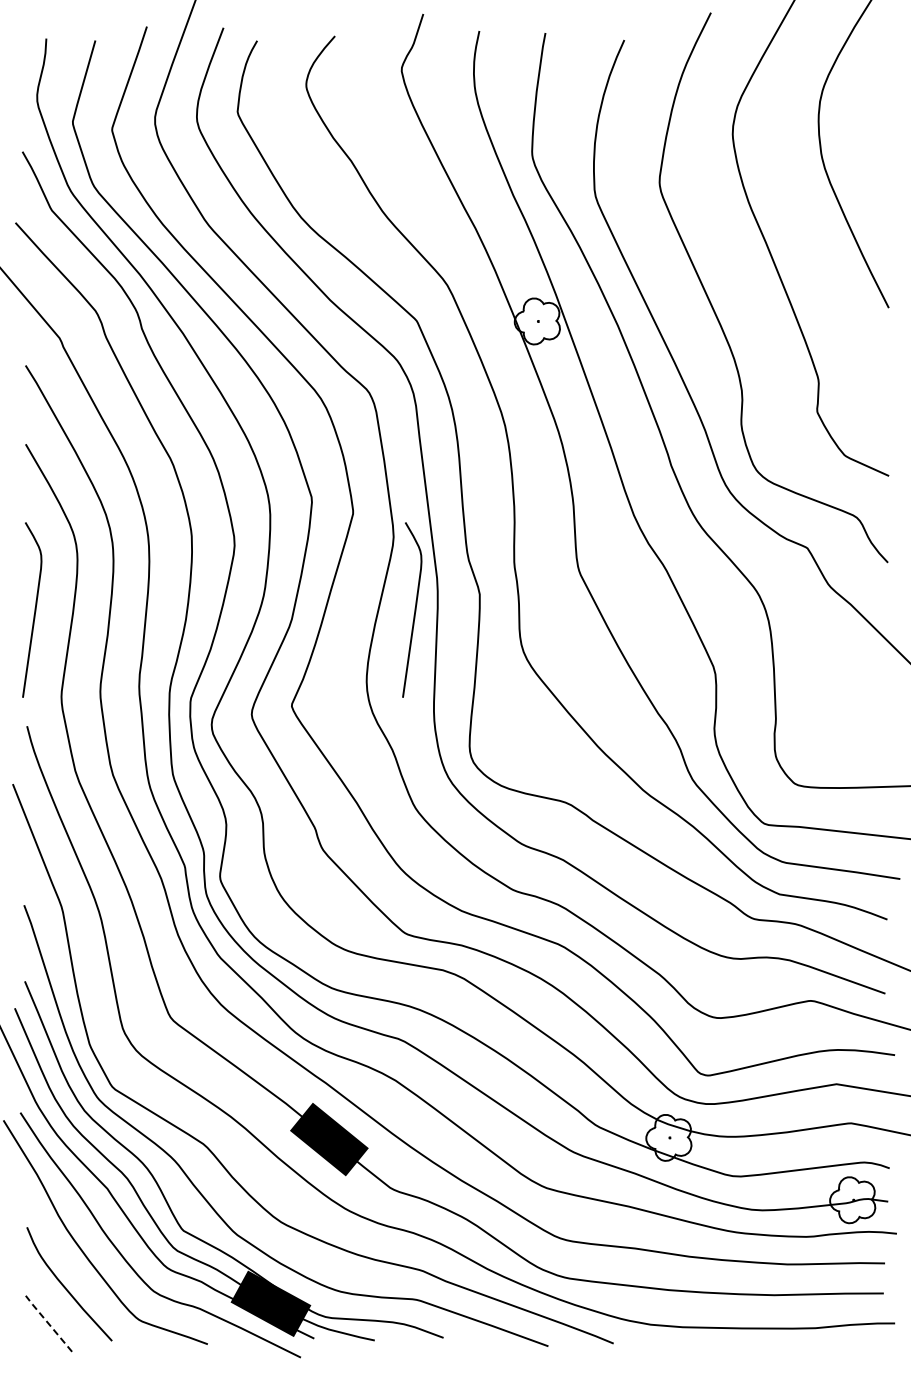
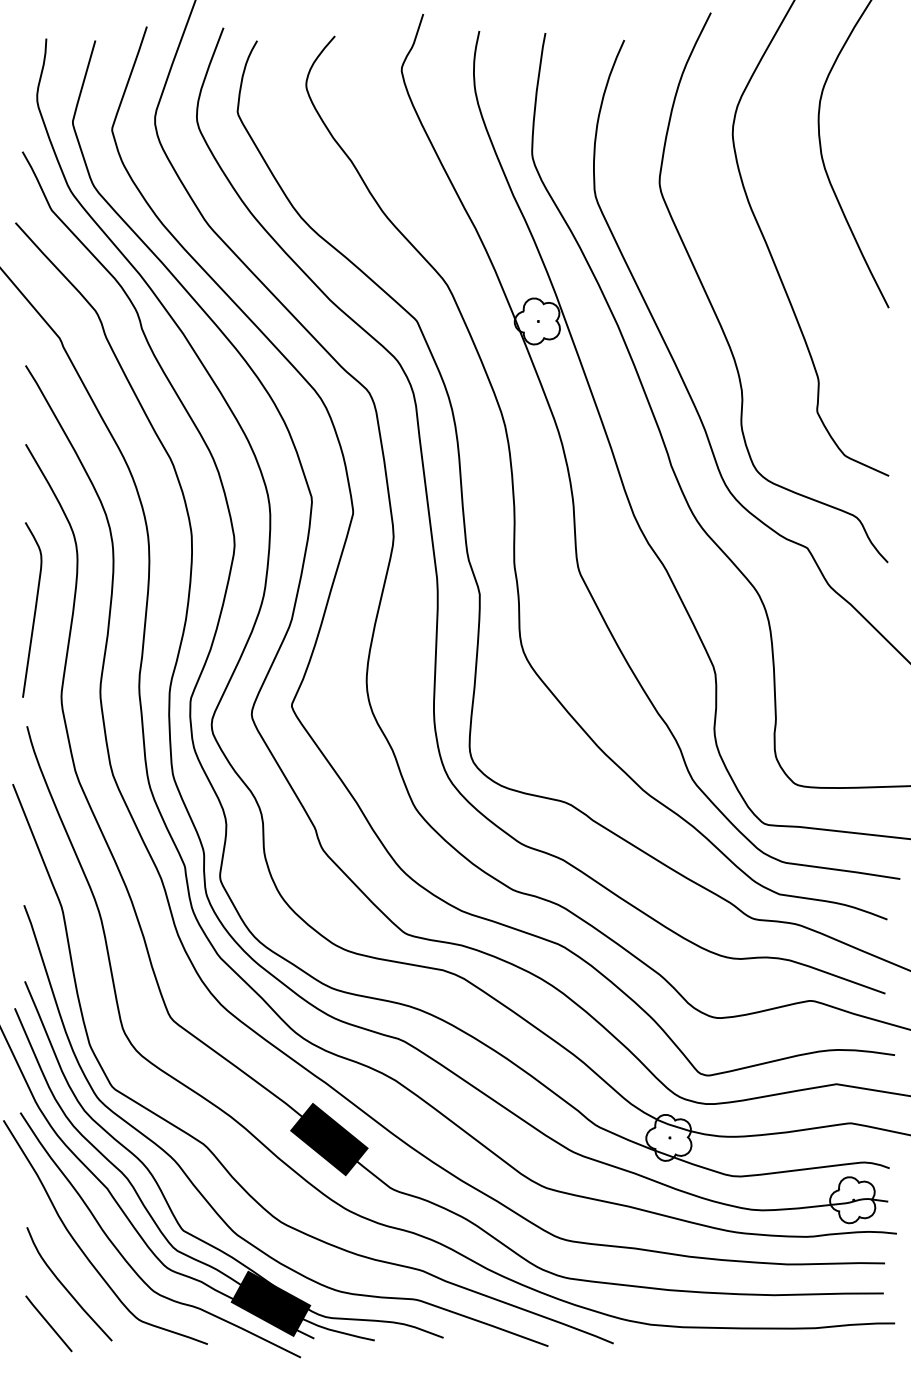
curve: present -> none (414, 609)
line: dashed -> solid (48, 1323)
